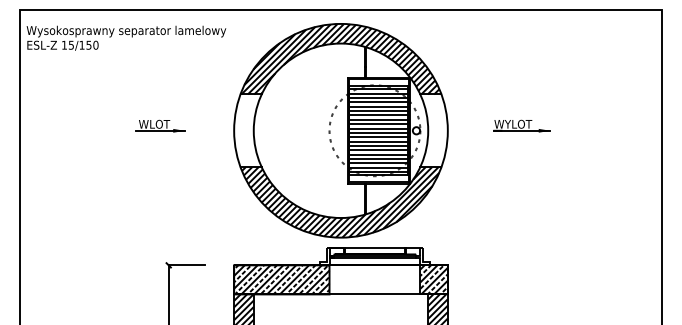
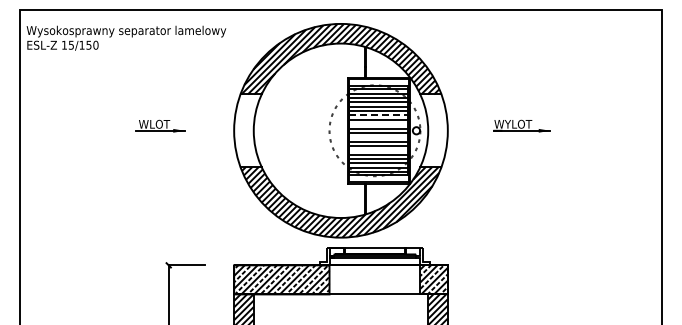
line: solid -> dashed (379, 115)
line: present -> none (378, 124)
line: present -> none (378, 137)
line: present -> none (378, 150)
